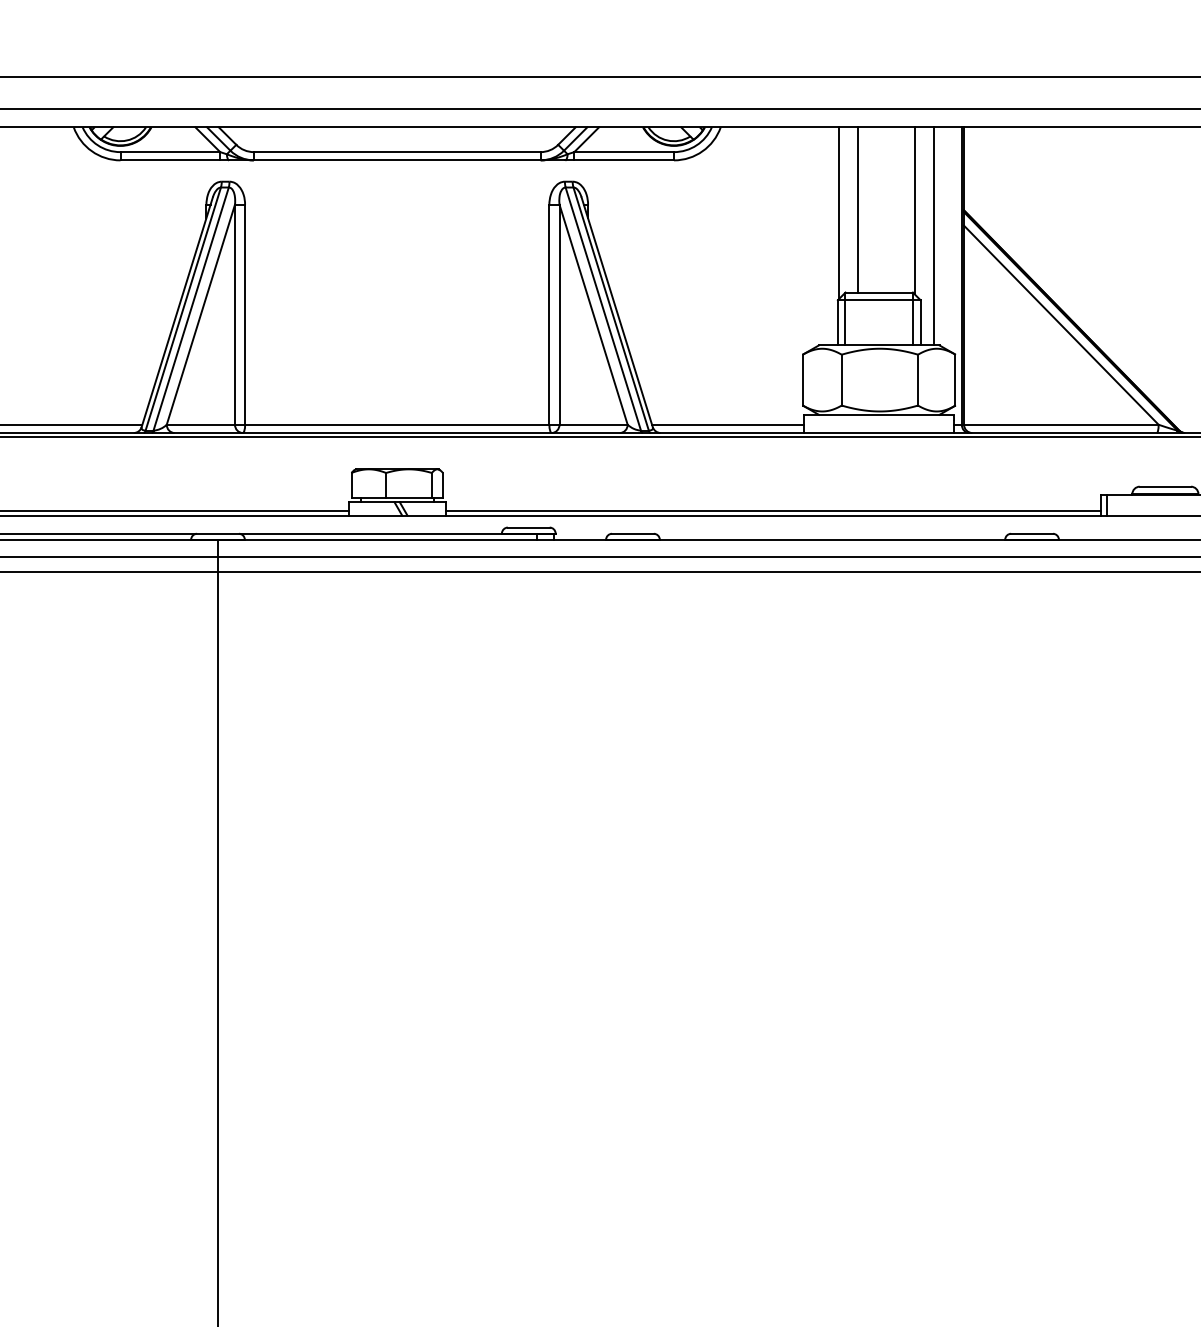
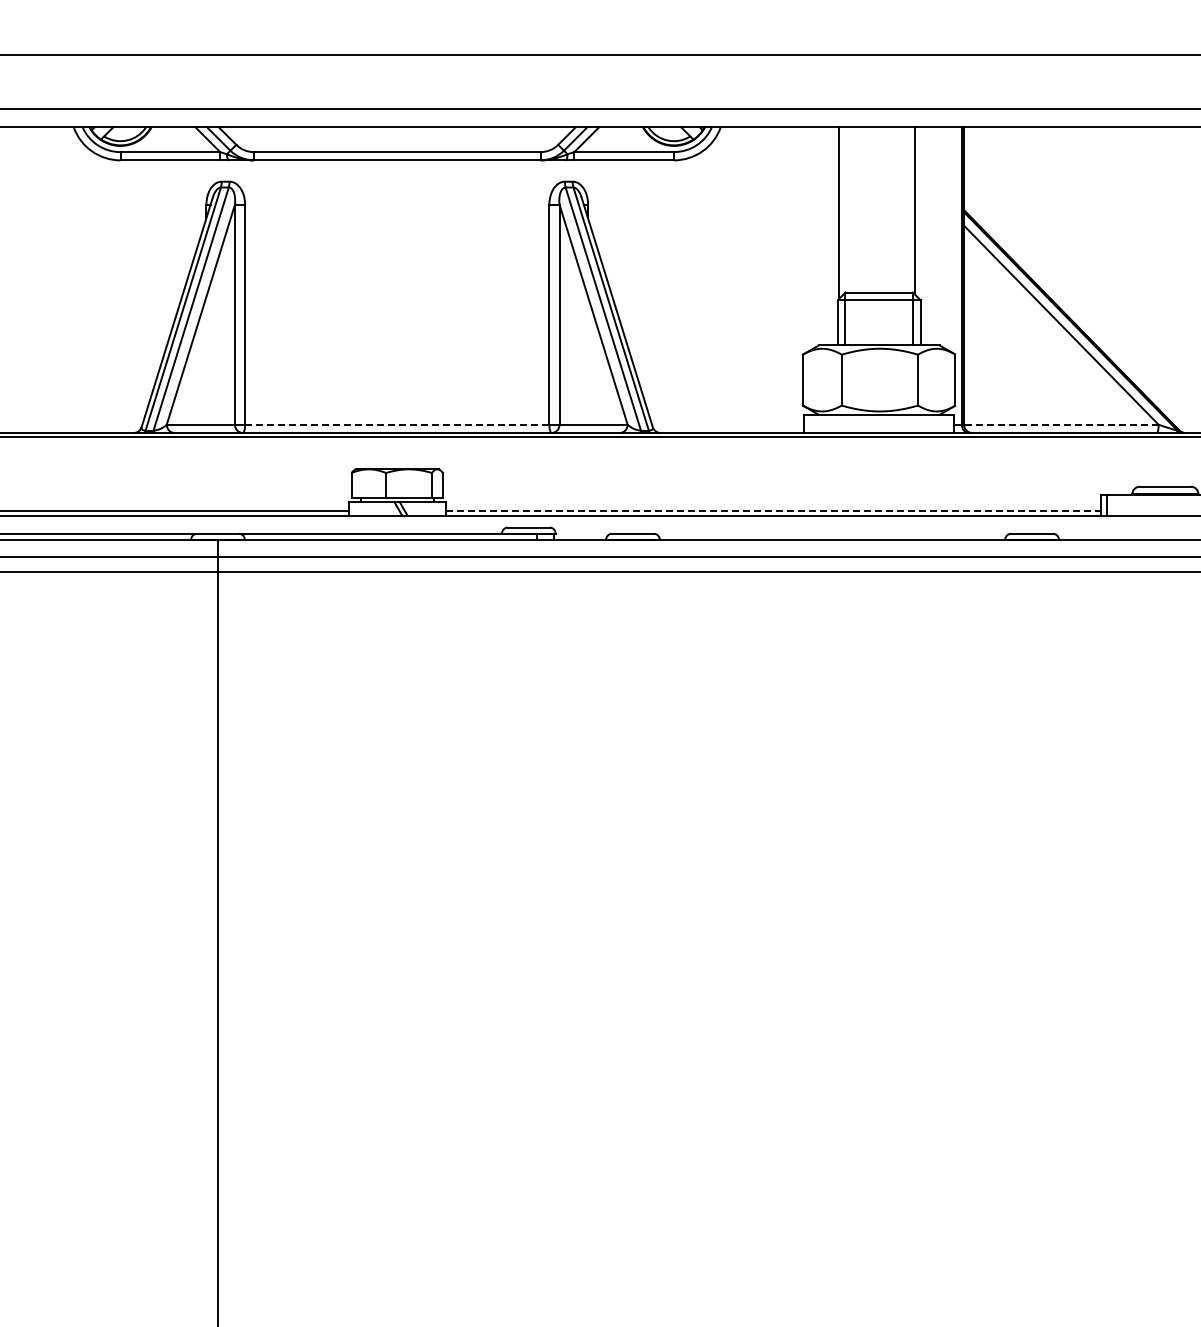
line position: (599, 76) -> (599, 54) (599, 54)
line: present -> none (857, 209)
line: present -> none (934, 236)
line: present -> none (72, 424)
line: solid -> dashed (397, 424)
line: present -> none (728, 424)
line: solid -> dashed (1060, 424)
line: solid -> dashed (773, 511)
